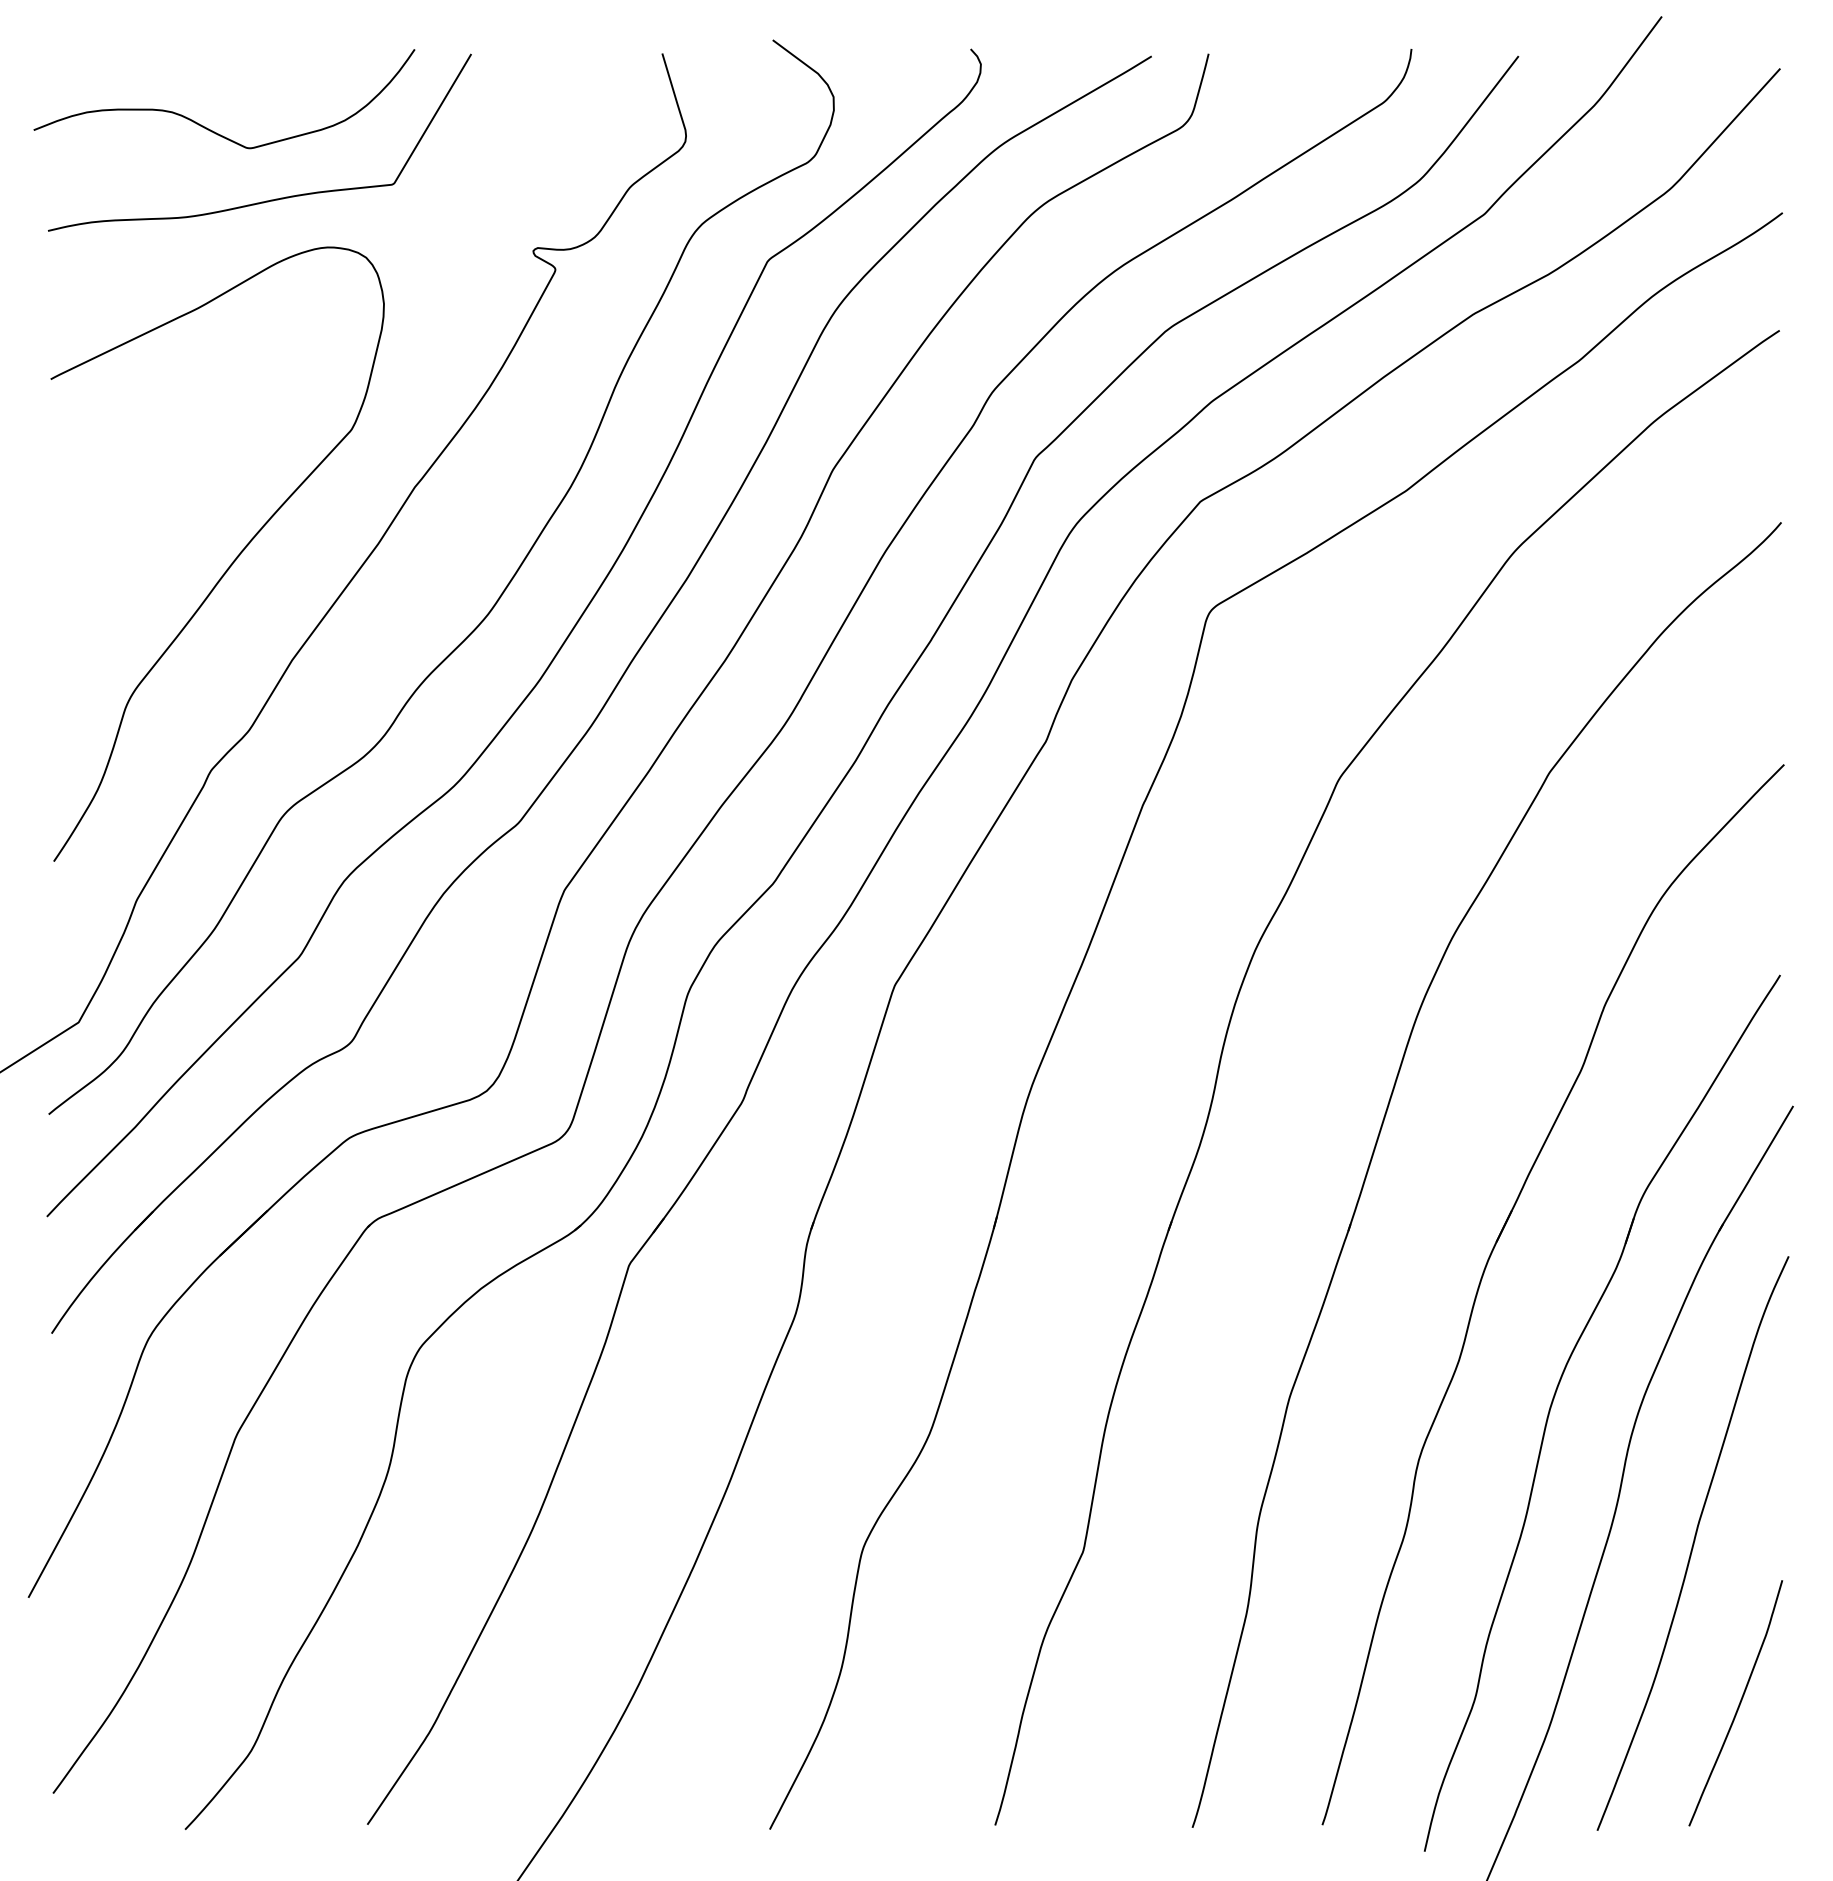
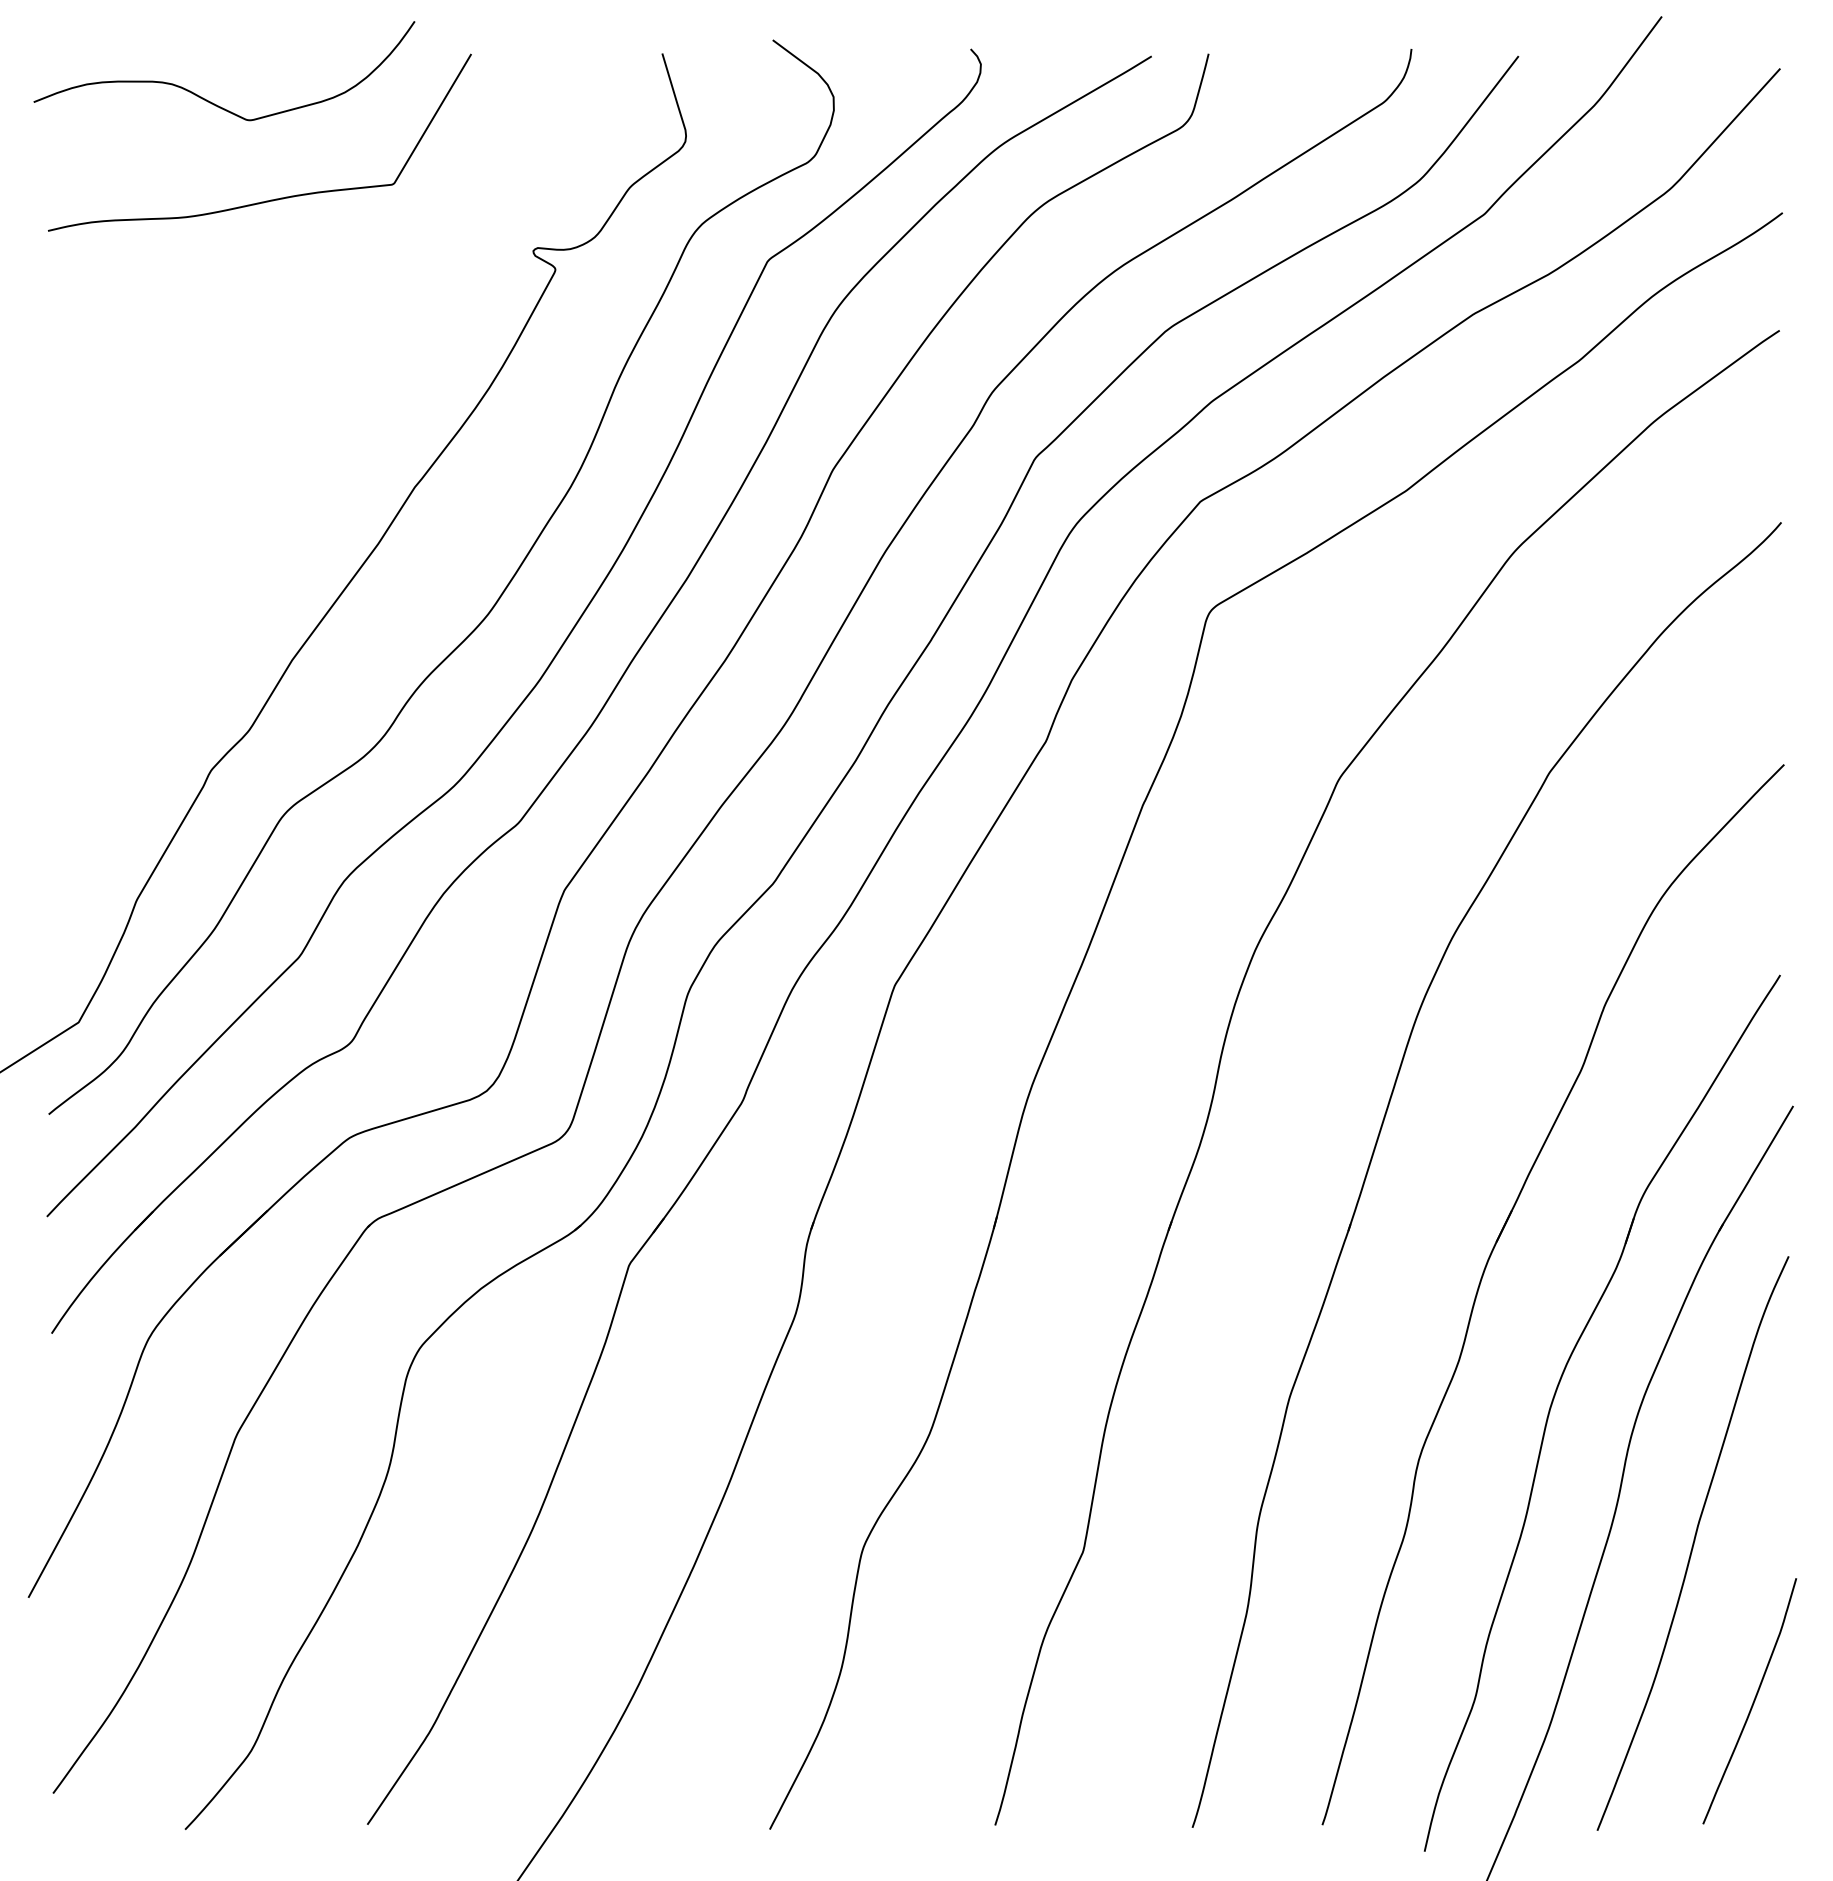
curve position: (205, 126) -> (205, 98) (205, 98)
curve: present -> none (229, 565)
curve position: (1738, 1704) -> (1752, 1702) (1752, 1702)
